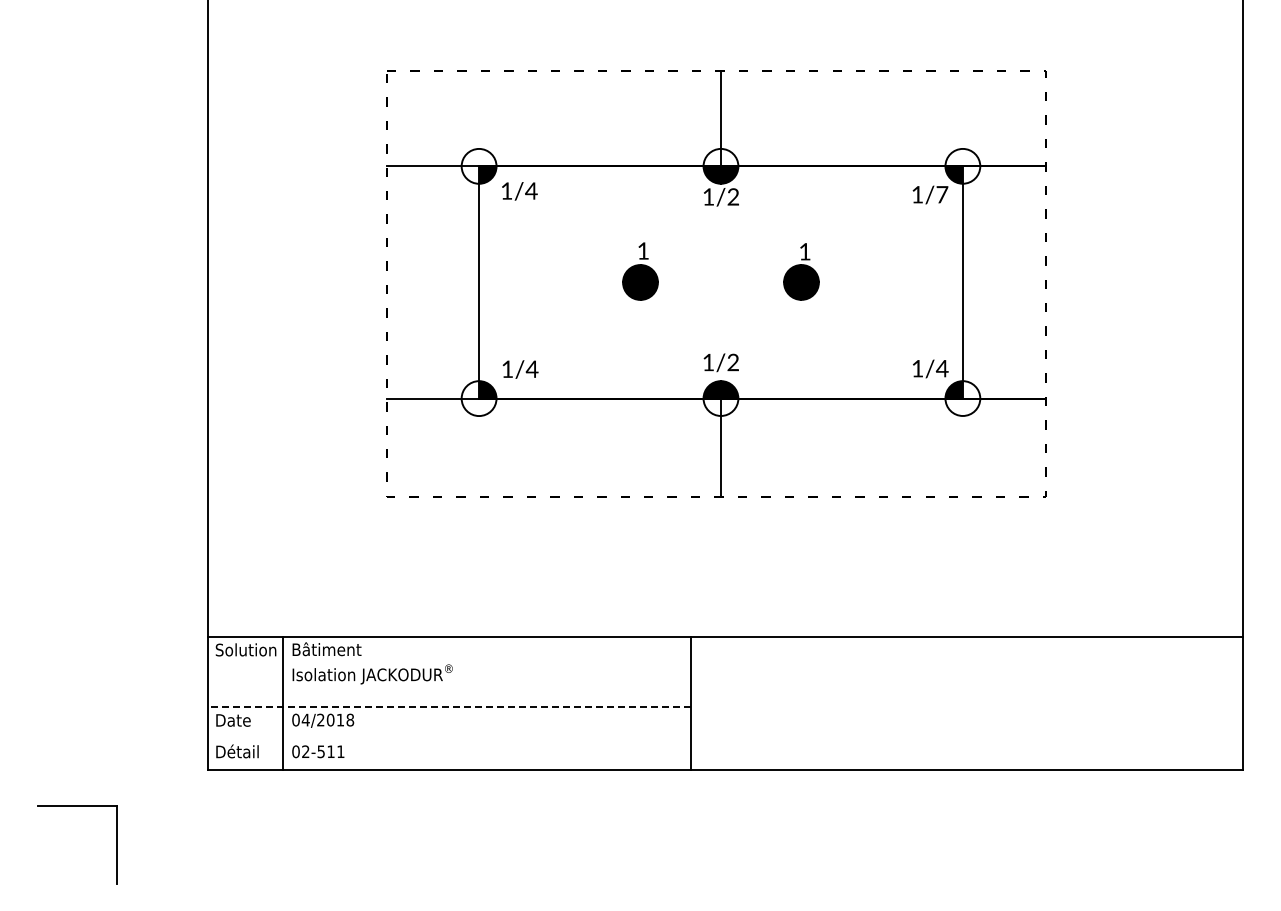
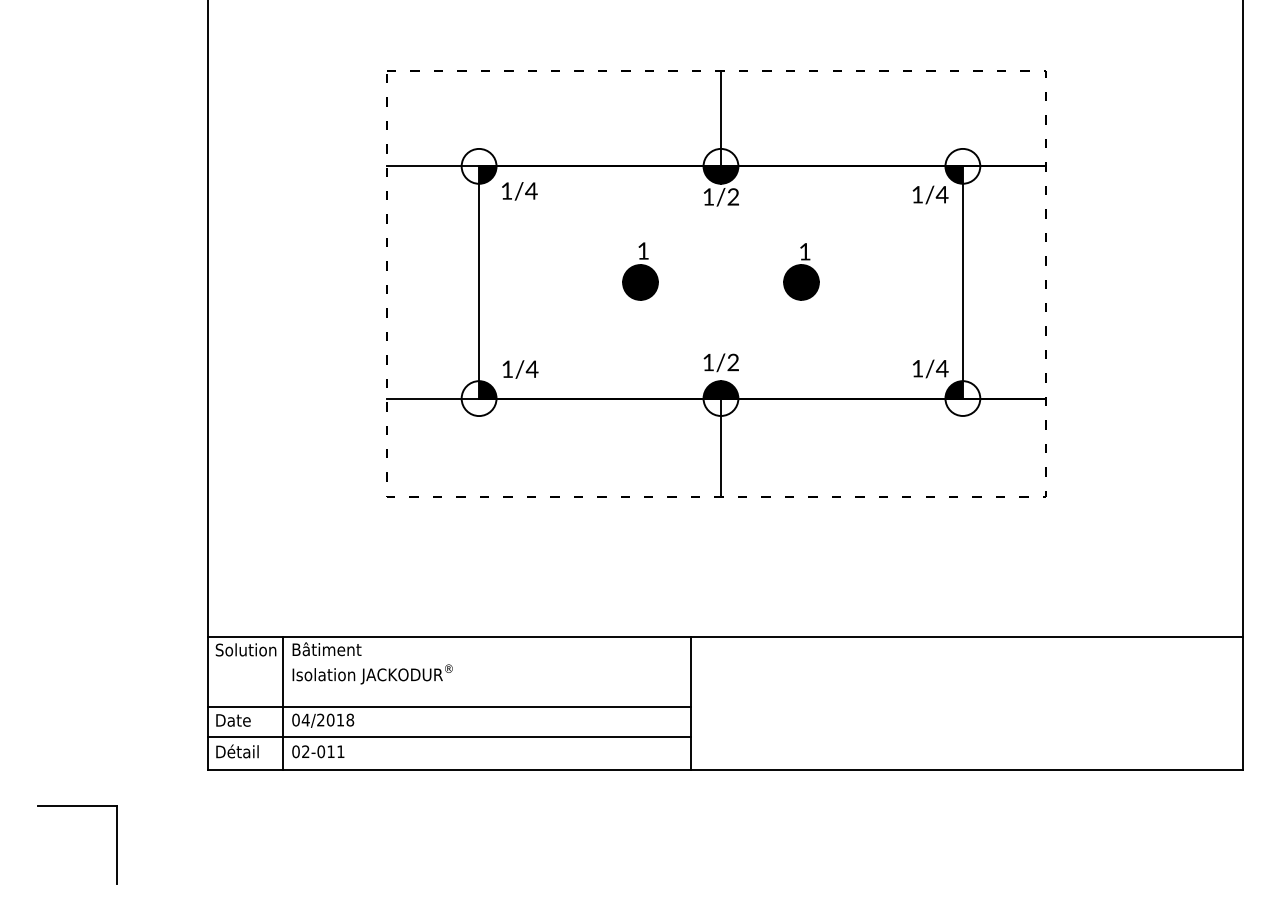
text: 1/7 -> 1/4 (941, 194)
line: dashed -> solid (449, 706)
line: none -> present (449, 736)
text: 02-511 -> 02-011 (321, 751)
